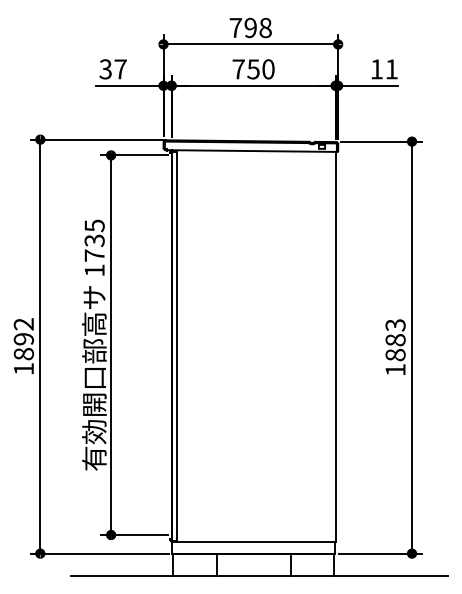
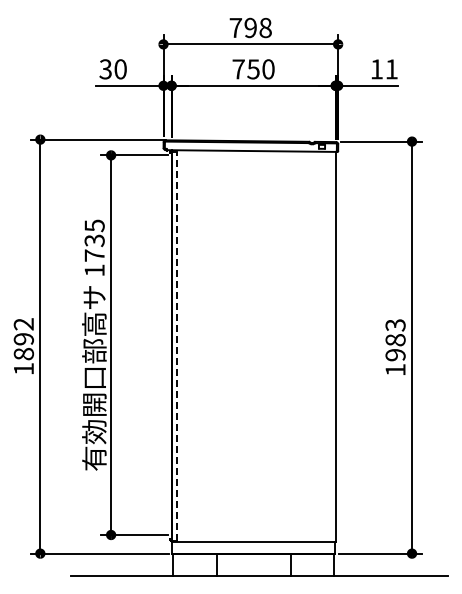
text: 37 -> 30 (120, 69)
line: solid -> dashed (177, 345)
text: 1883 -> 1983 (395, 354)
